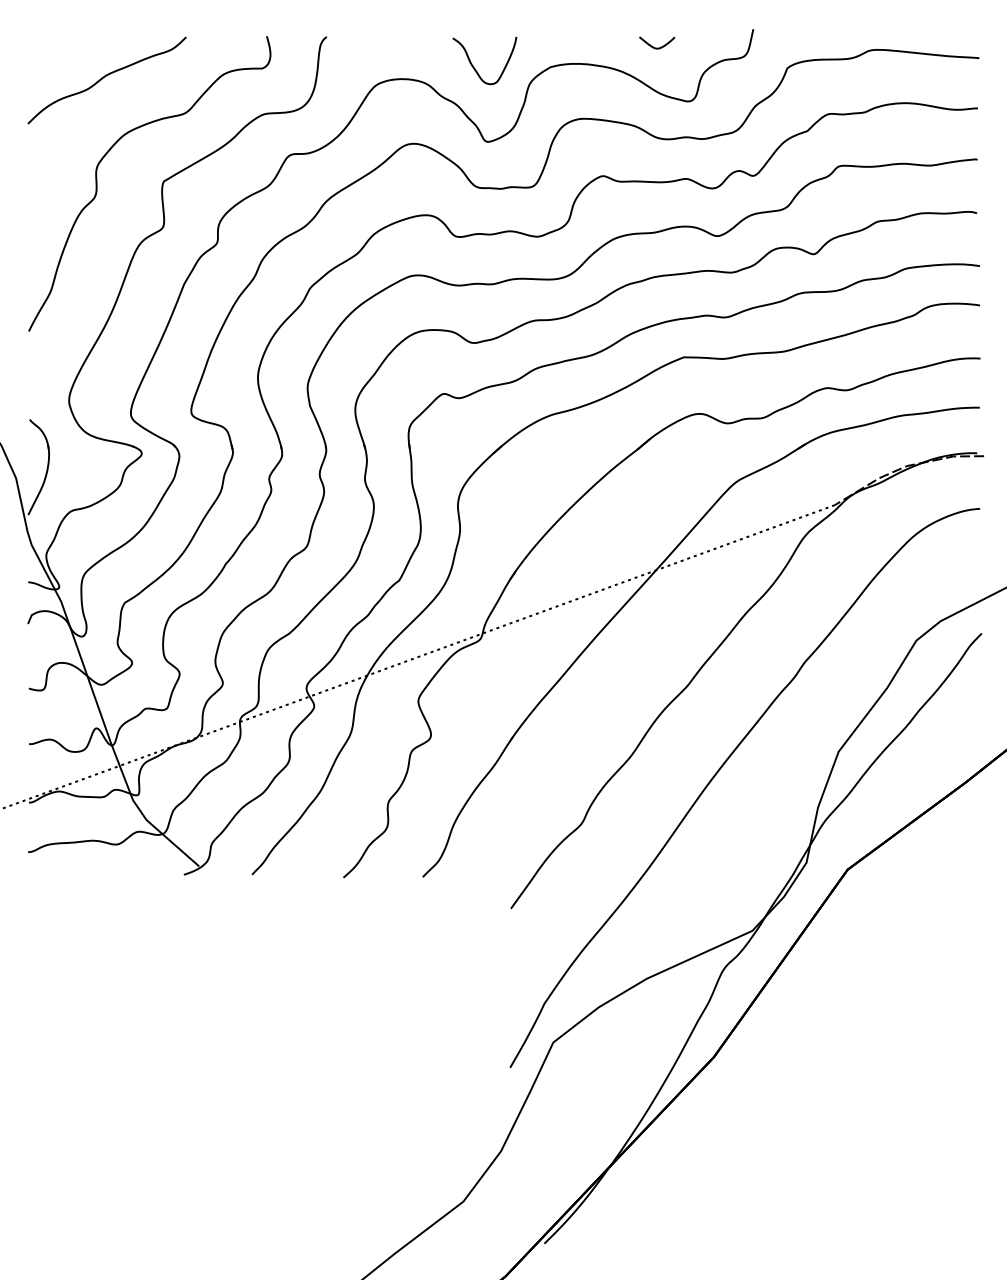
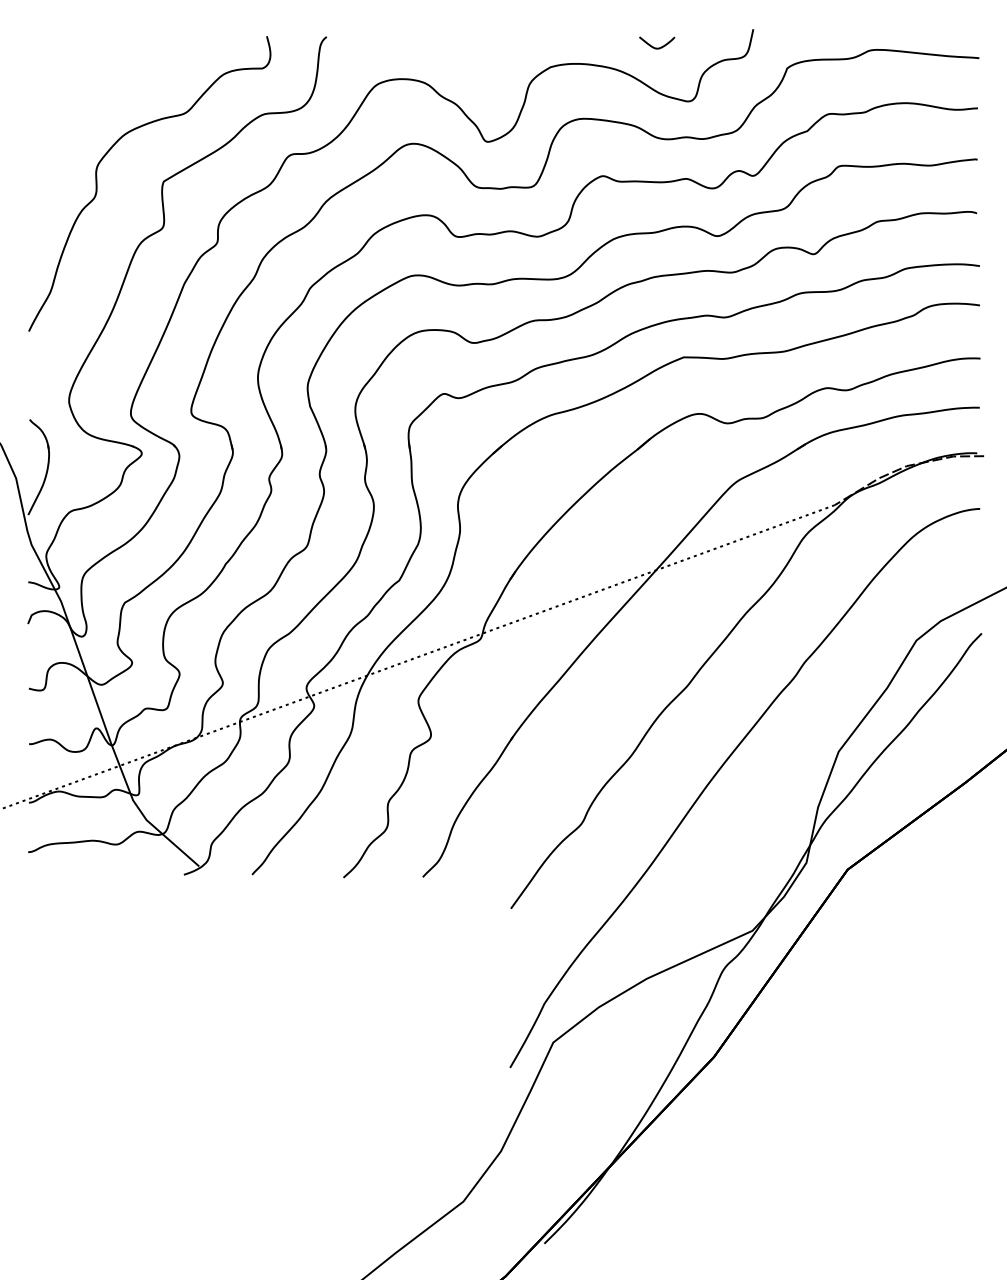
curve: present -> none (475, 68)
curve: present -> none (105, 77)
